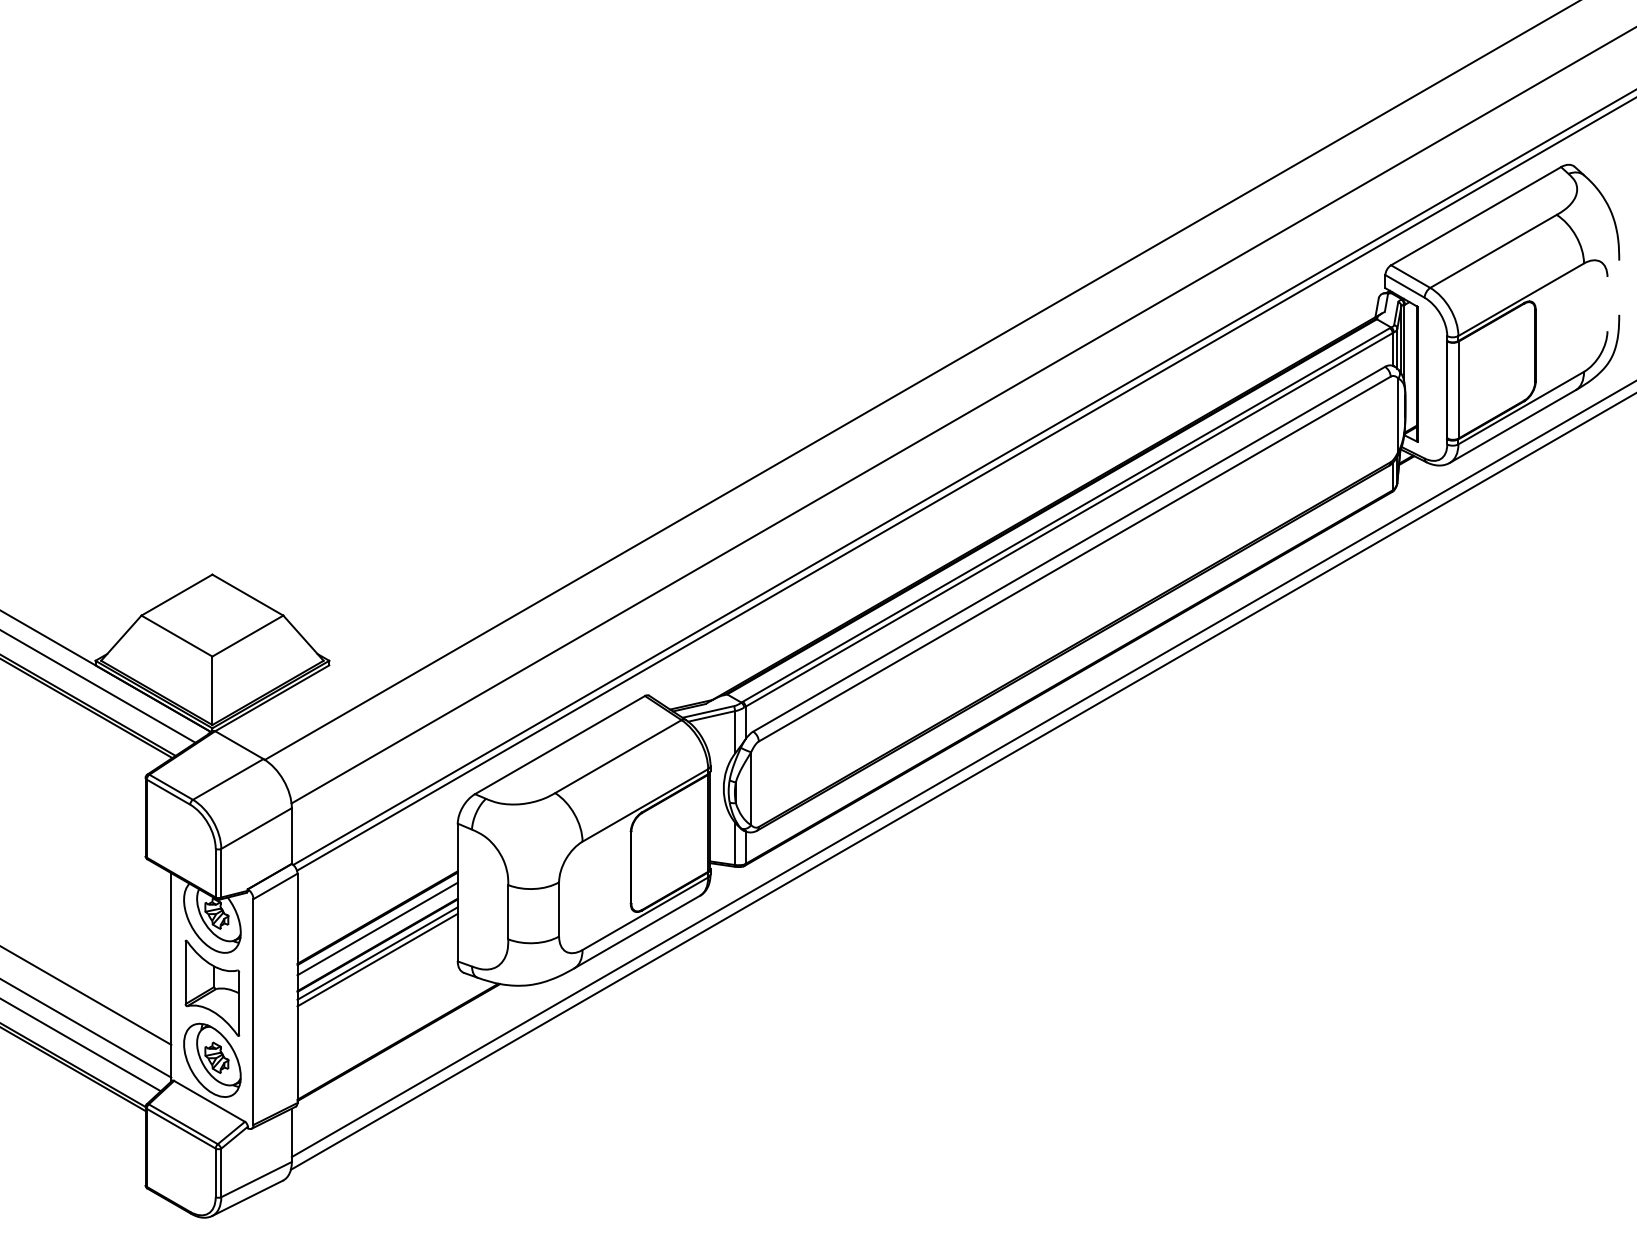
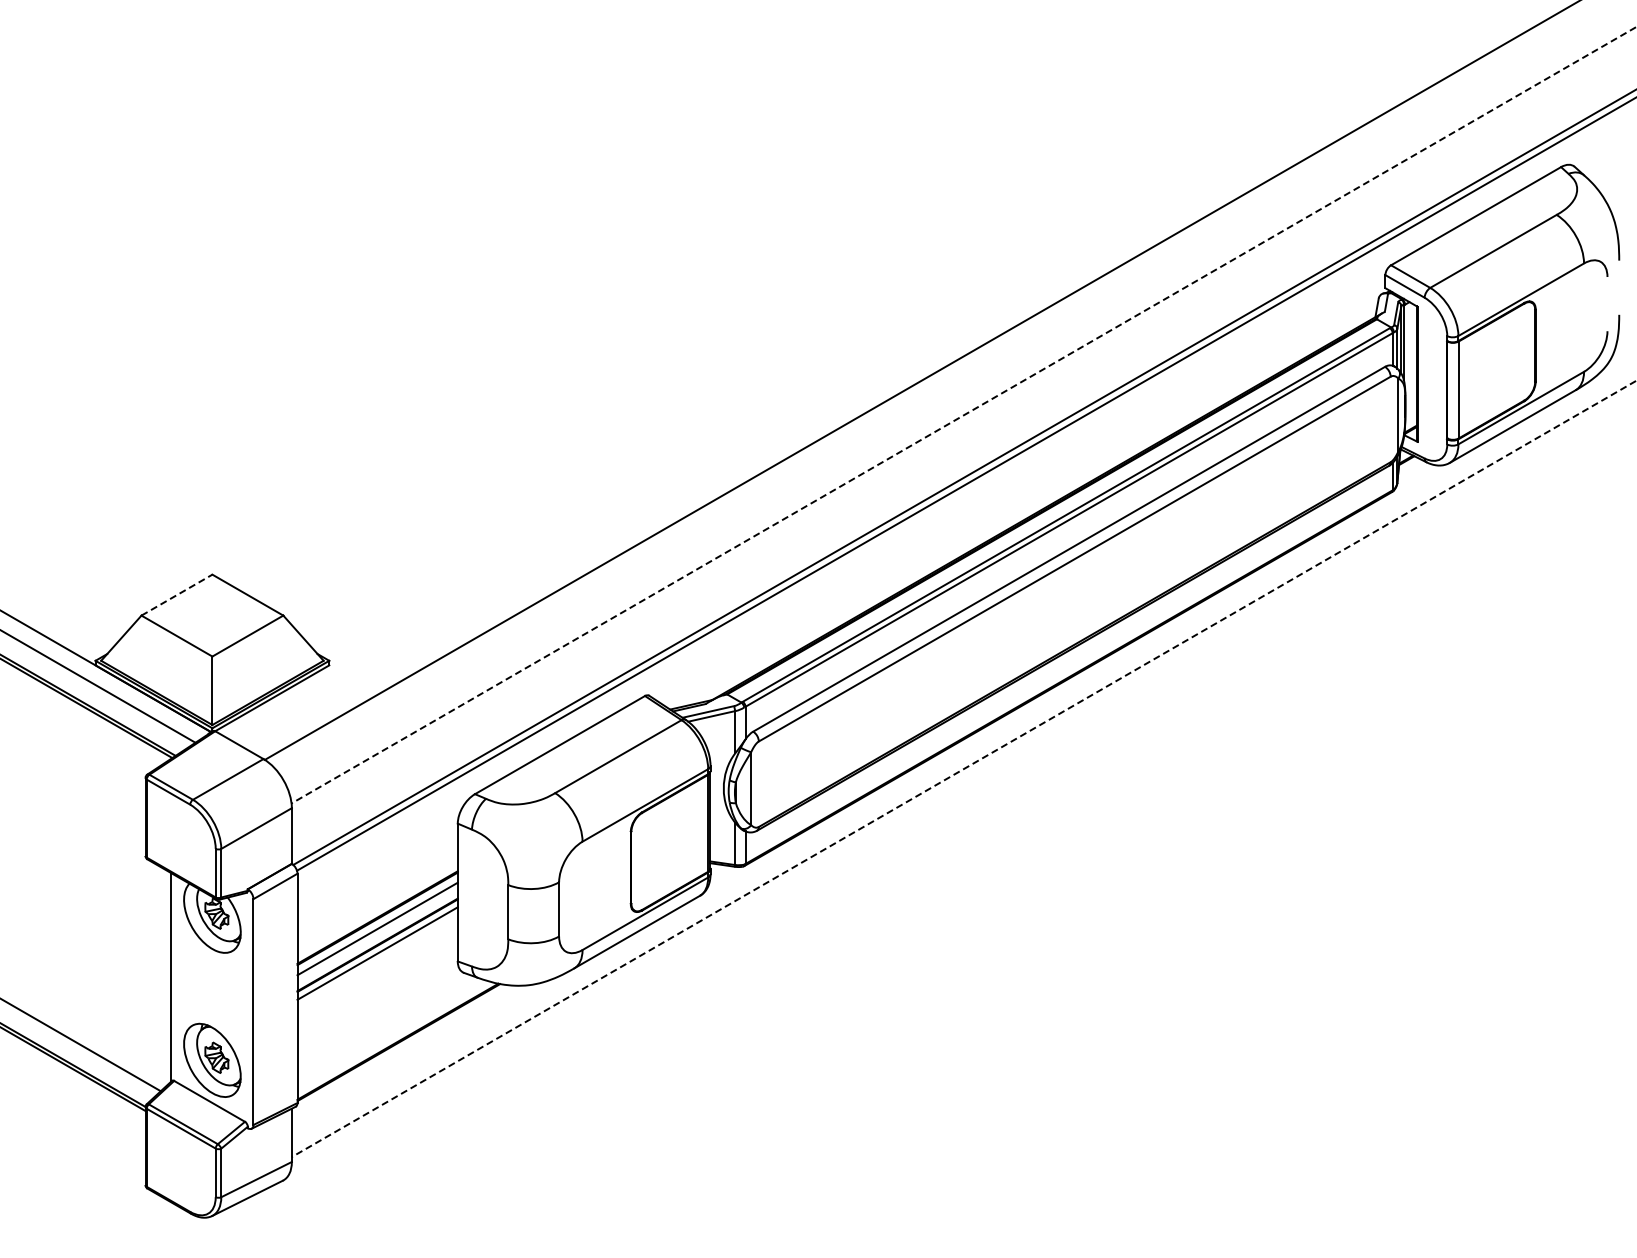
line: solid -> dashed (964, 415)
line: solid -> dashed (176, 595)
line: solid -> dashed (964, 768)
line: present -> none (961, 781)
line: present -> none (377, 959)
part: present -> none (212, 987)
line: present -> none (86, 995)
line: present -> none (86, 1028)
